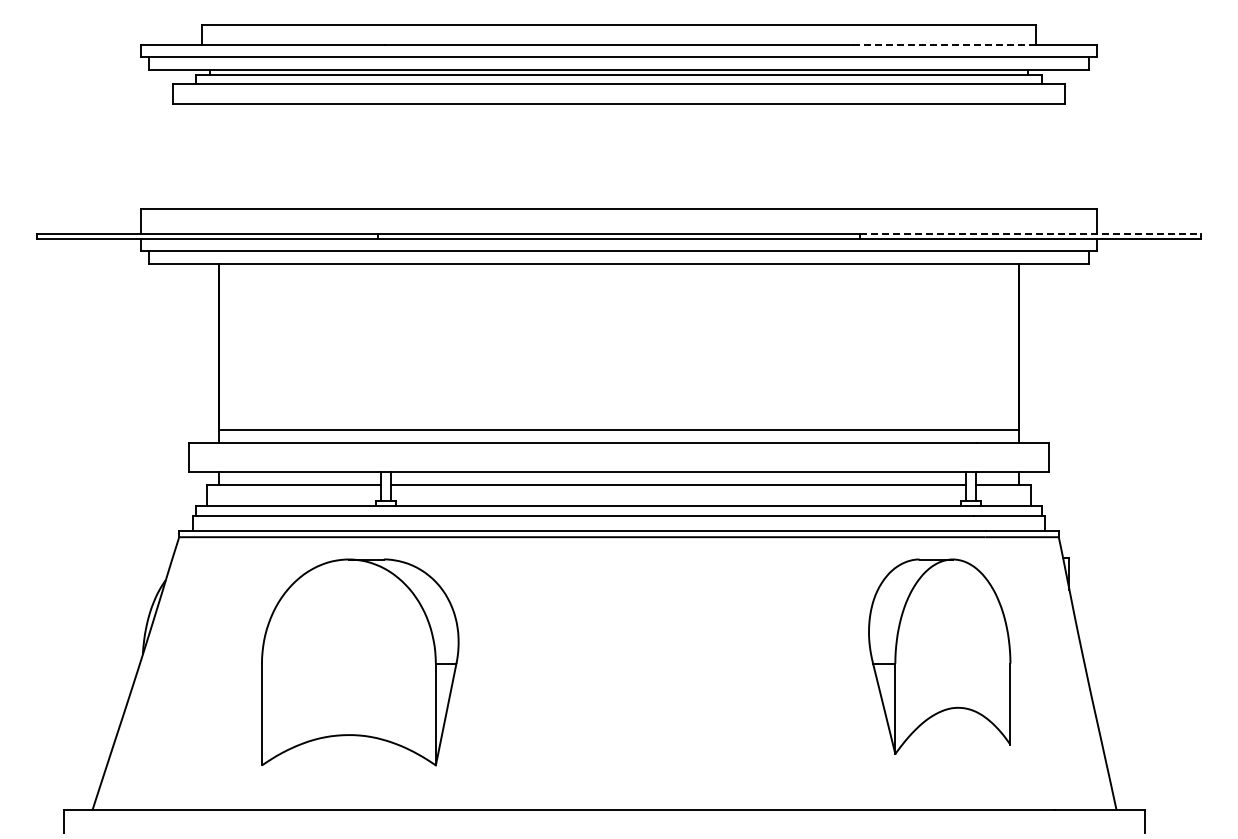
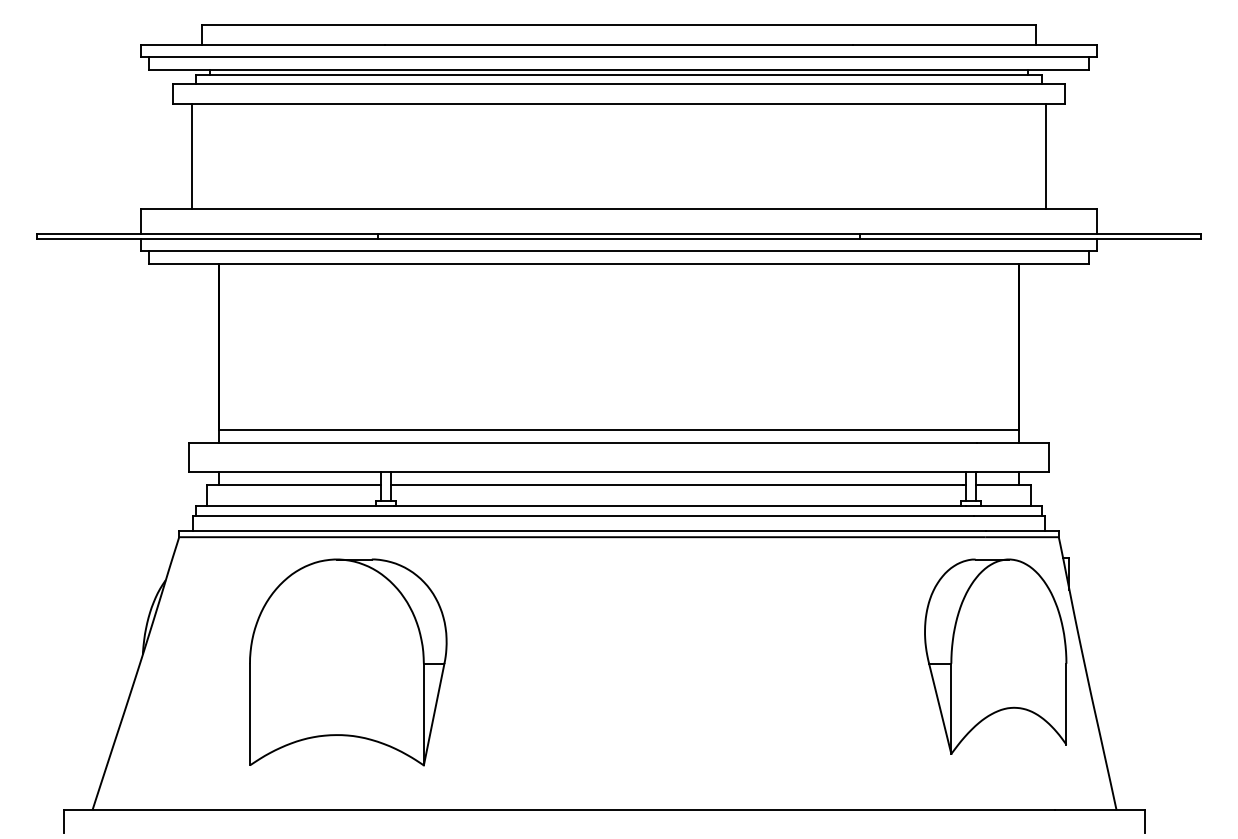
line: dashed -> solid (944, 44)
line: none -> present (192, 156)
line: none -> present (1045, 156)
line: dashed -> solid (1030, 233)
part position: (939, 656) -> (995, 656) (995, 656)
part position: (360, 662) -> (348, 662) (348, 662)
